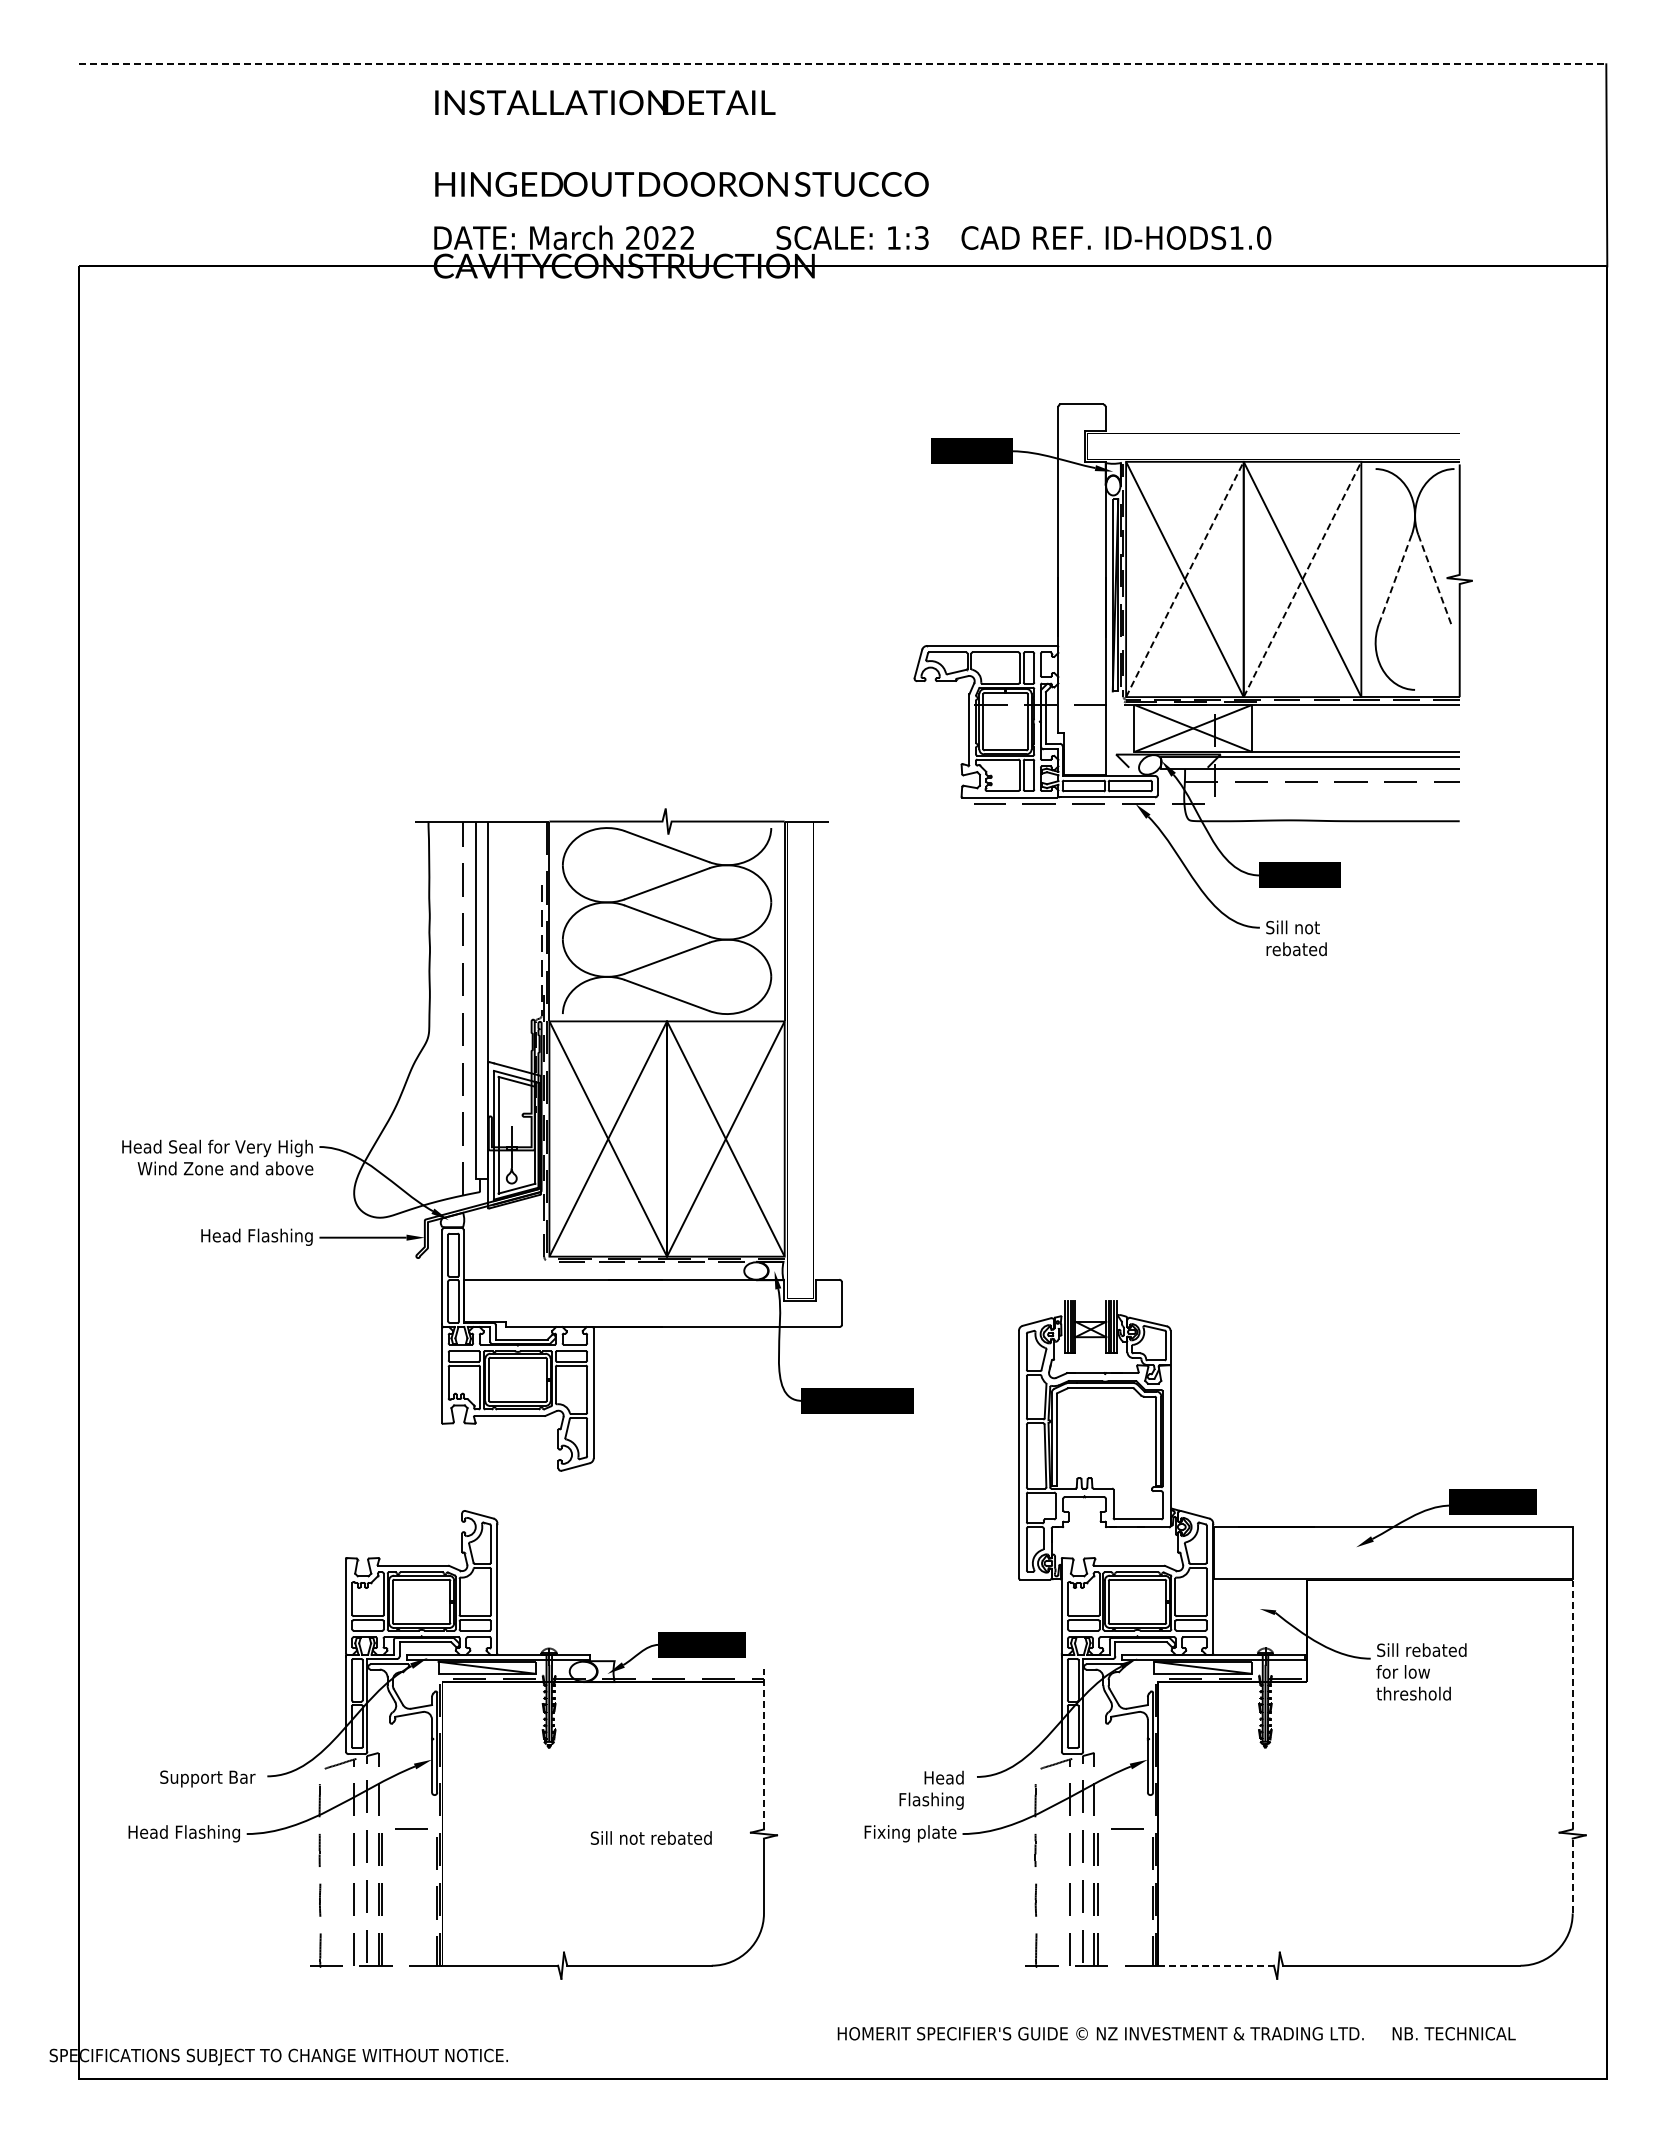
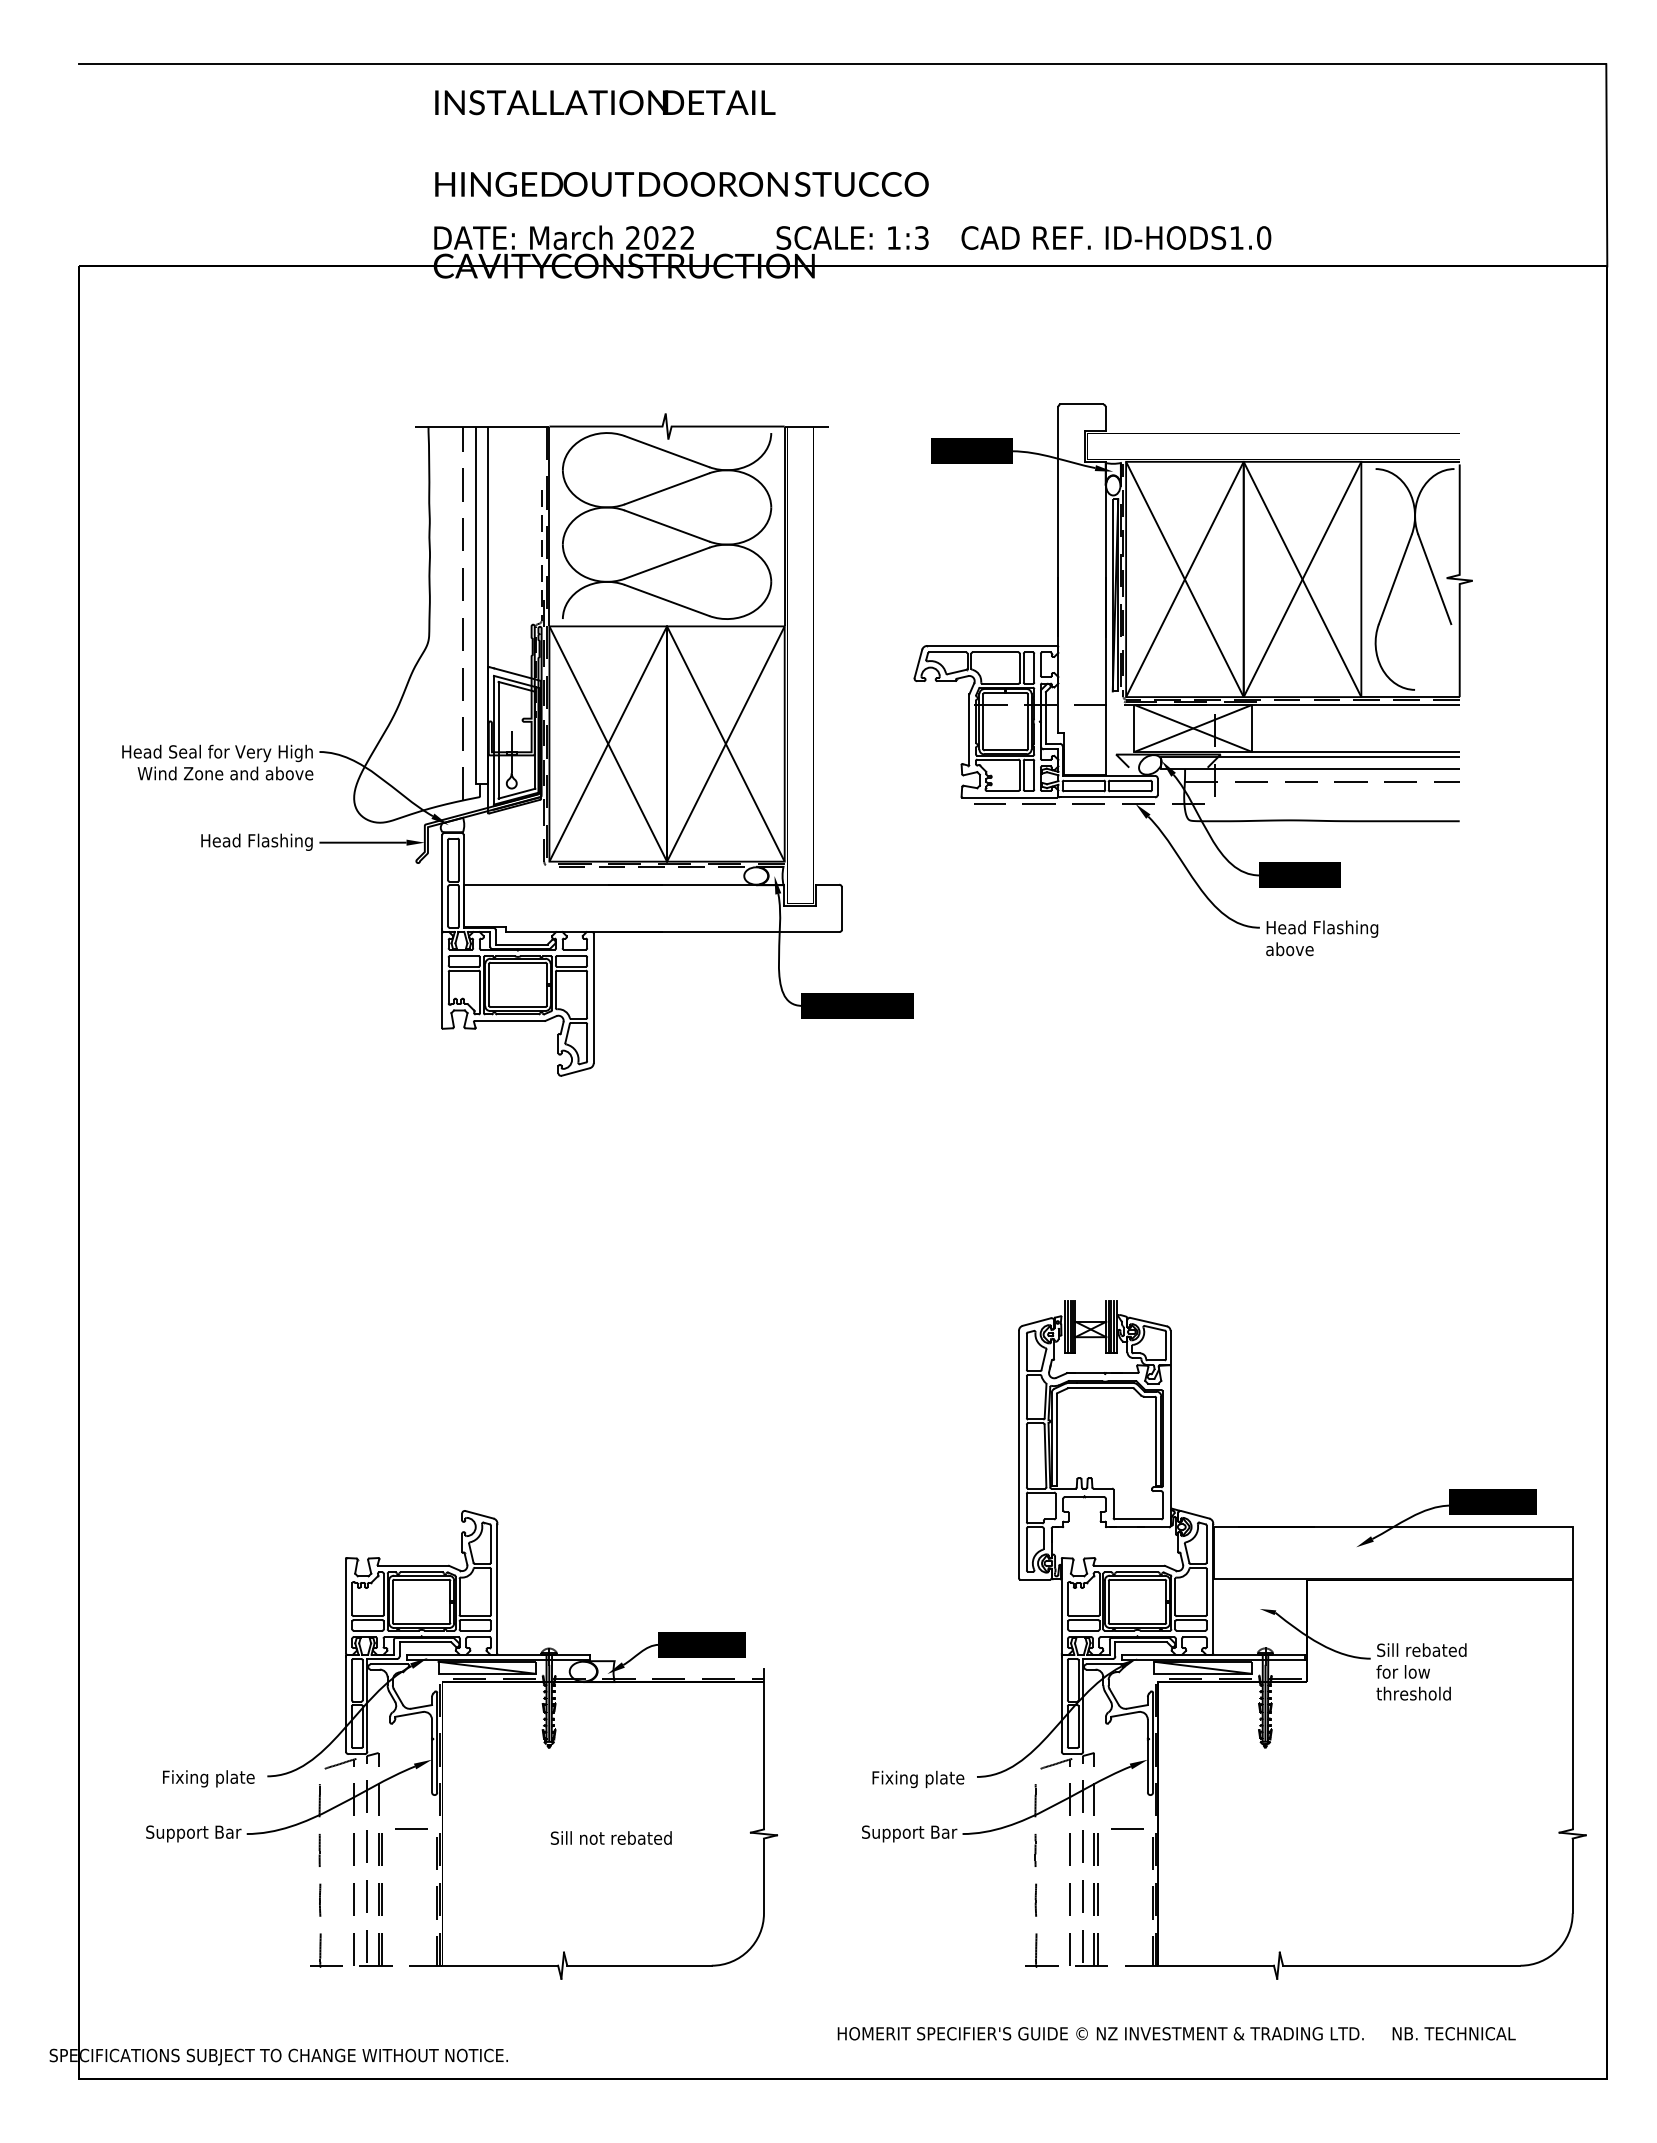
line: dashed -> solid (843, 64)
line: dashed -> solid (1184, 579)
line: dashed -> solid (1302, 579)
line: dashed -> solid (1395, 579)
line: dashed -> solid (1434, 579)
text: Sill not rebated -> Head Flashing above (1322, 938)
part position: (517, 1139) -> (517, 744) (517, 744)
line: dashed -> solid (1572, 1704)
line: dashed -> solid (763, 1748)
text: Support Bar -> Fixing plate (207, 1778)
text: Head Flashing -> Fixing plate (918, 1789)
text: Head Flashing -> Support Bar (184, 1833)
text: Fixing plate -> Support Bar (909, 1833)
text position: (650, 1837) -> (610, 1837) (610, 1837)
line: dashed -> solid (1572, 1875)
line: dashed -> solid (1216, 1965)
